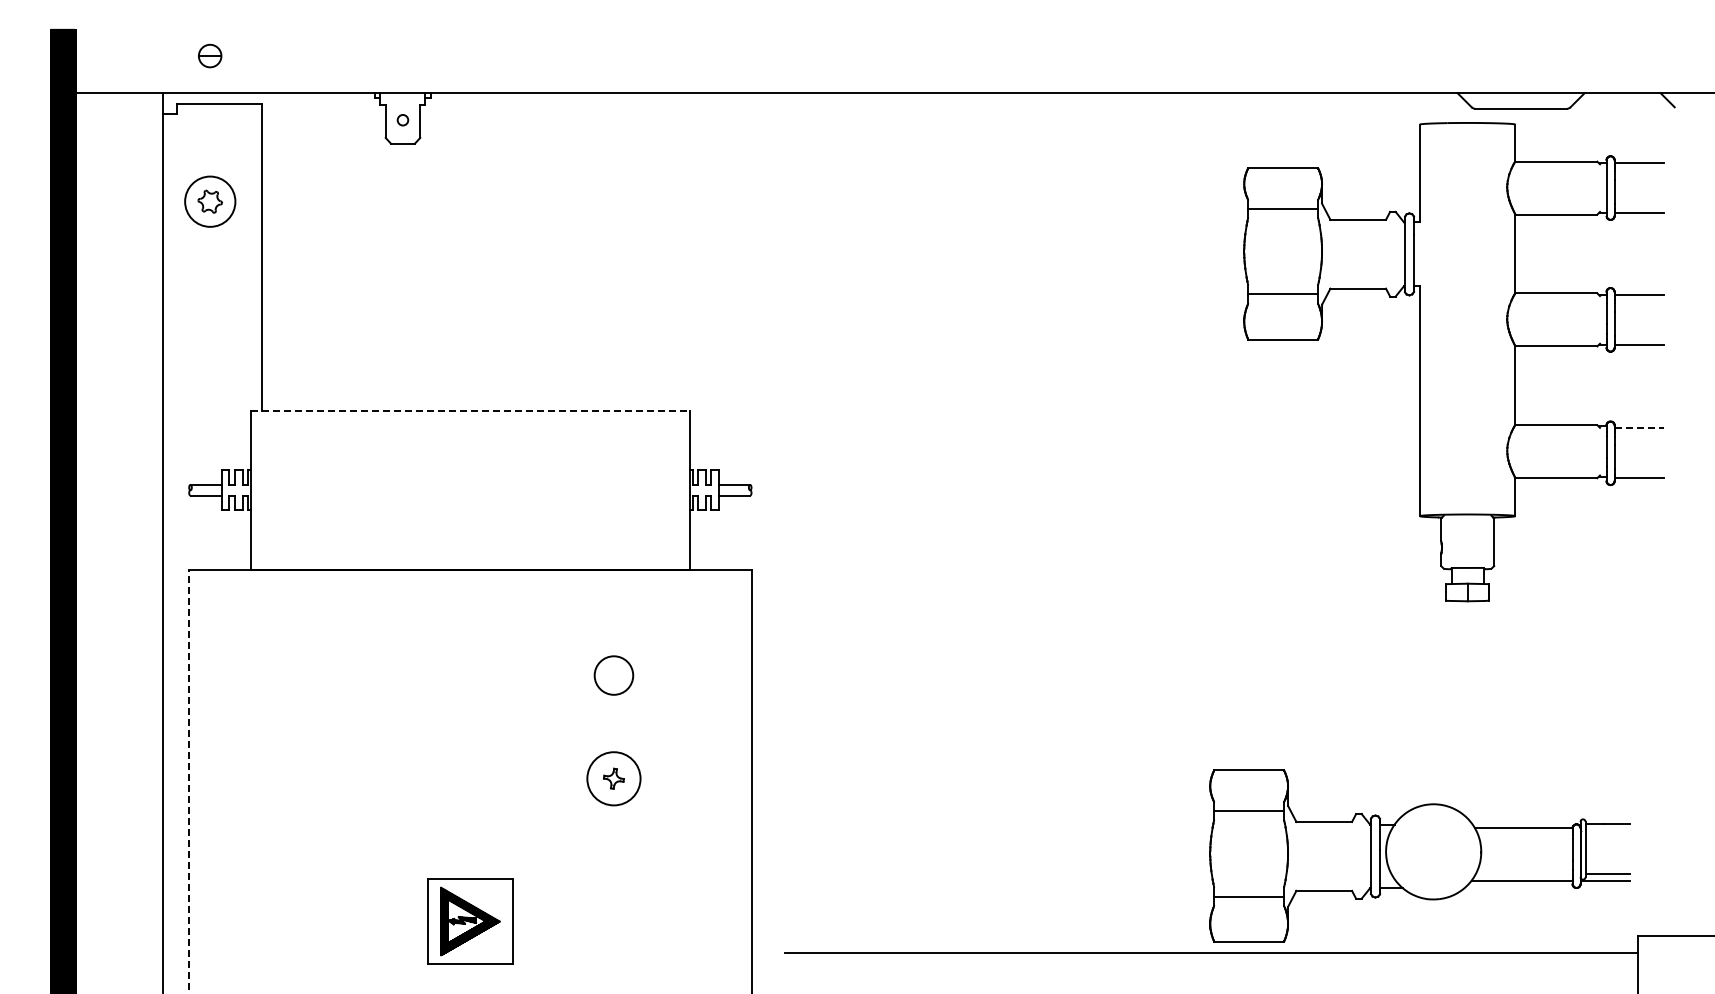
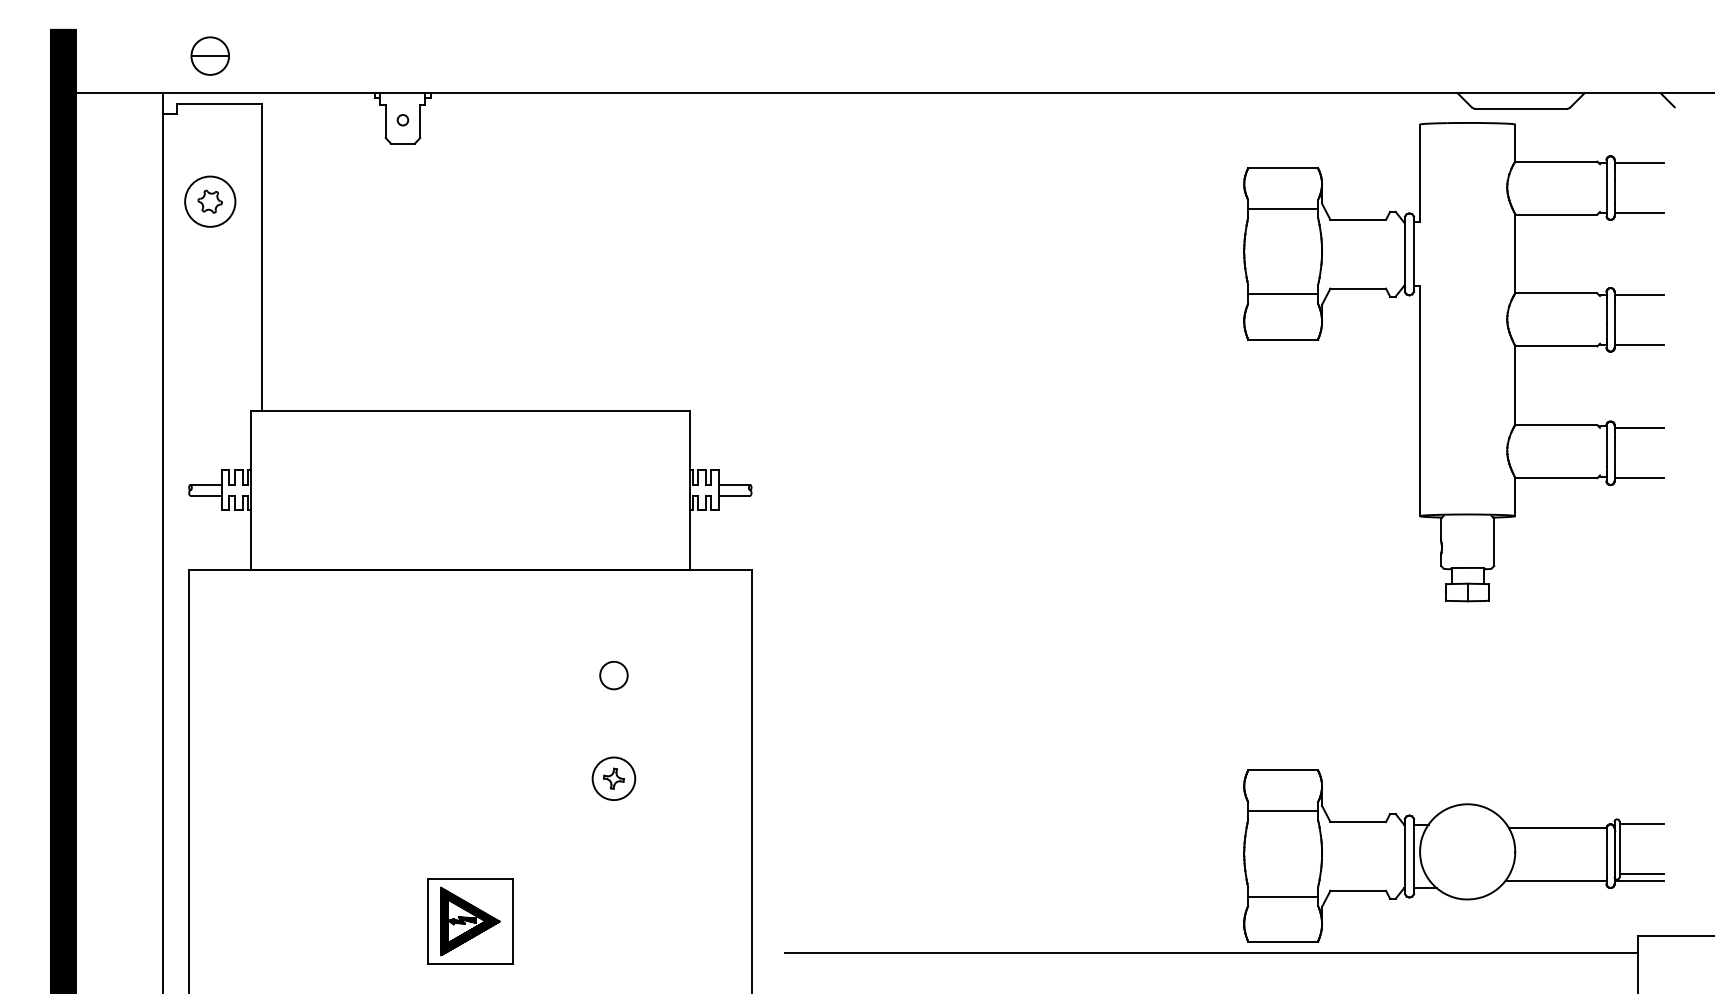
part size: 25x26 px -> 40x40 px (209, 55)
line: dashed -> solid (470, 410)
line: dashed -> solid (1639, 428)
circle diameter: 39 px -> 28 px (613, 675)
circle diameter: 53 px -> 43 px (613, 778)
line: dashed -> solid (189, 781)
part position: (1419, 855) -> (1453, 855) (1453, 855)
